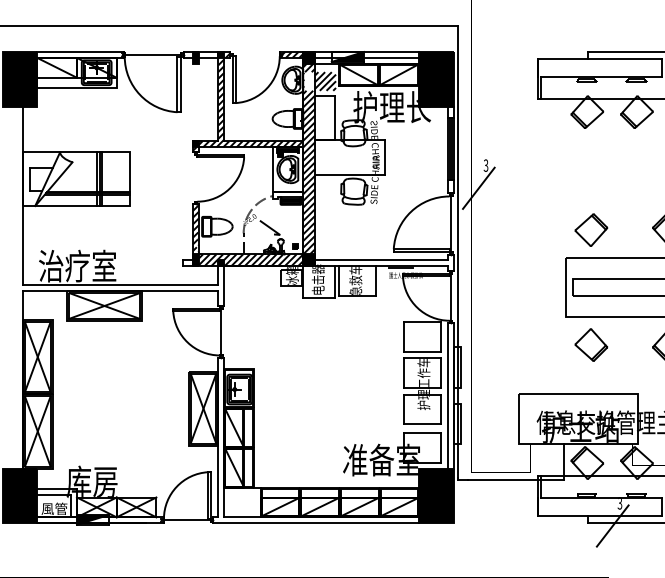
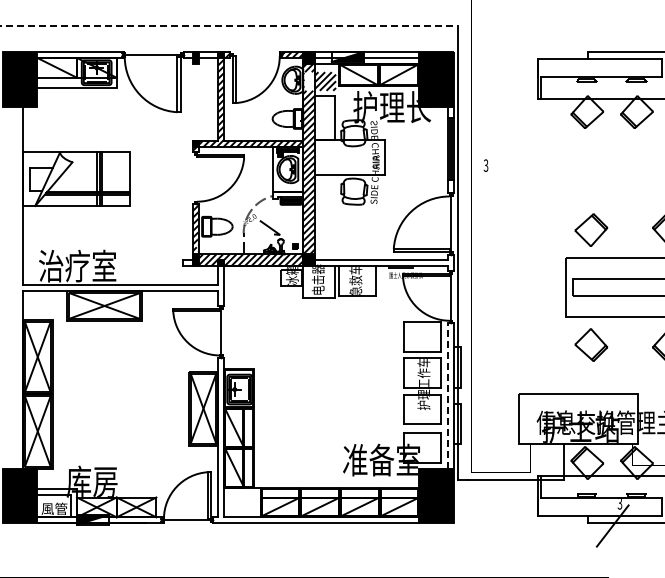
line: solid -> dashed (229, 26)
line: present -> none (478, 187)
line: solid -> dashed (448, 396)
